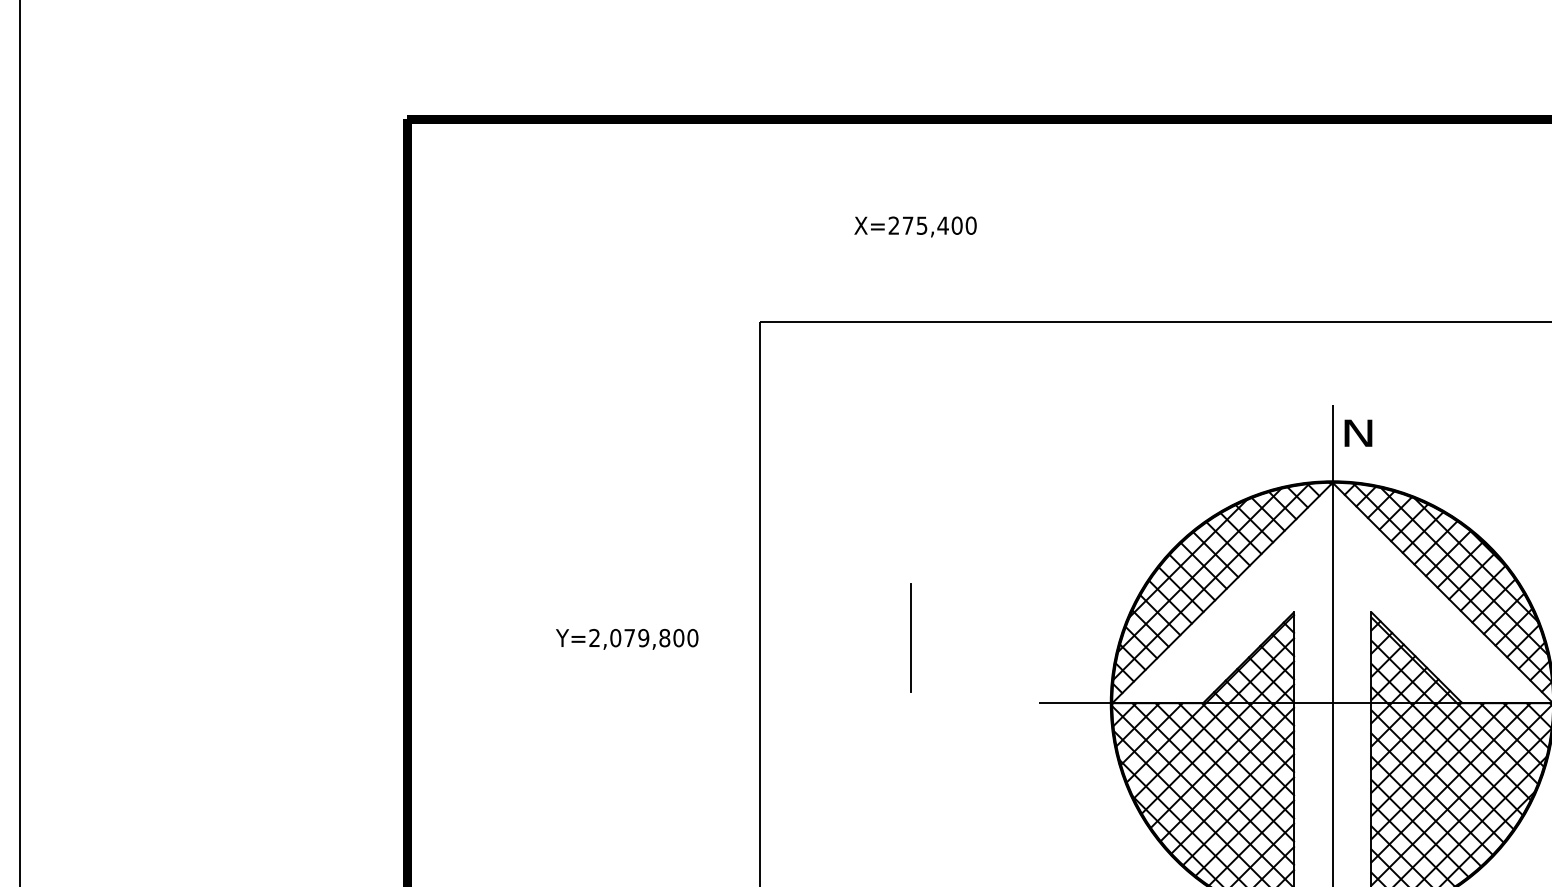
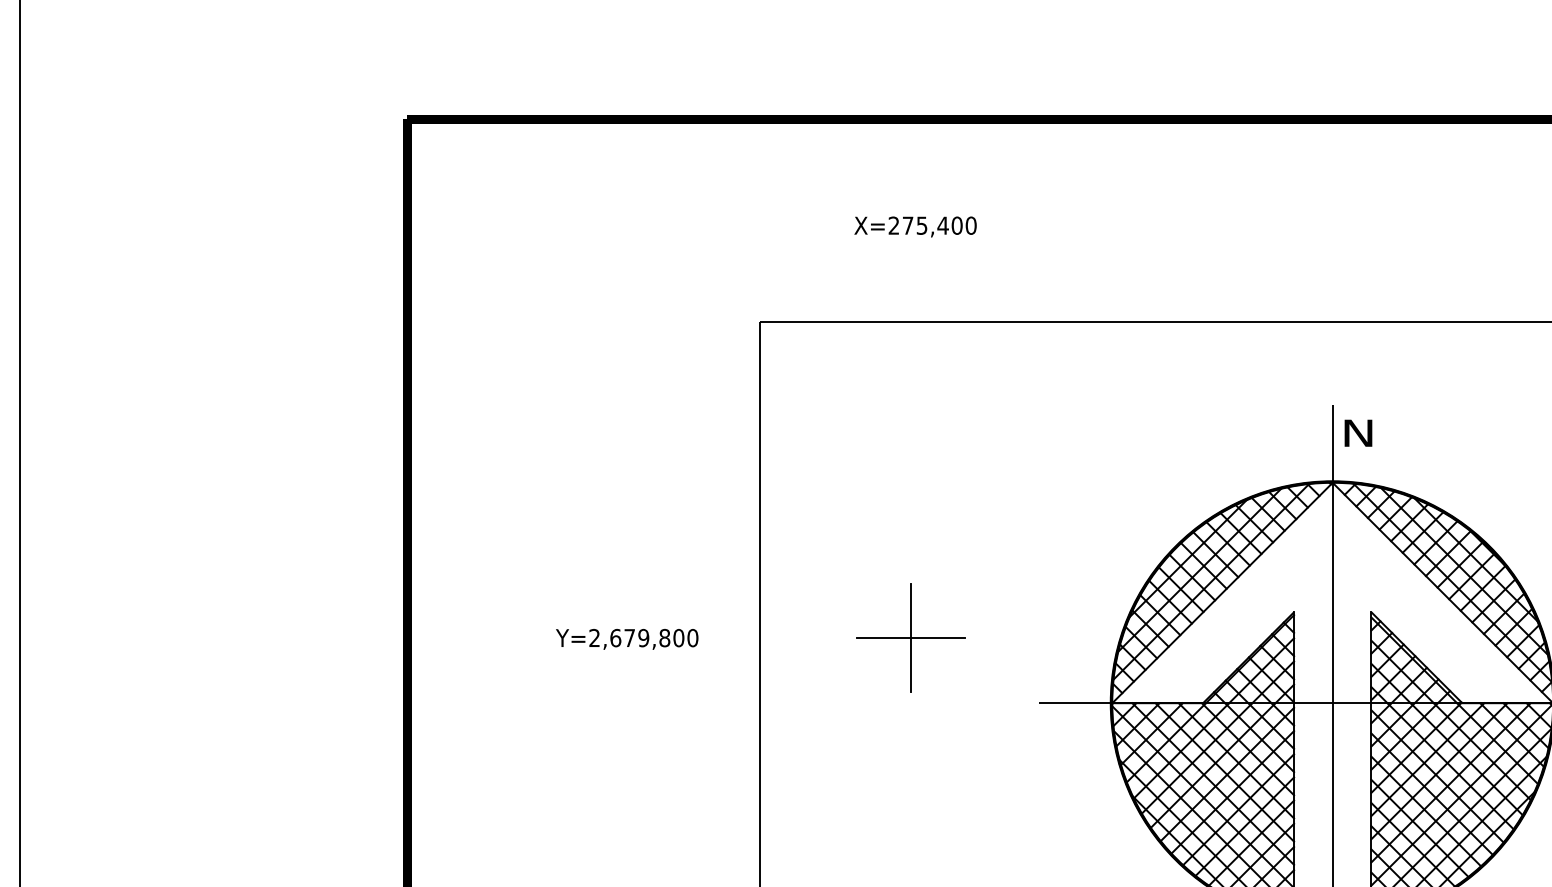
text: Y=2,079,800 -> Y=2,679,800 (615, 637)
line: none -> present (910, 638)
